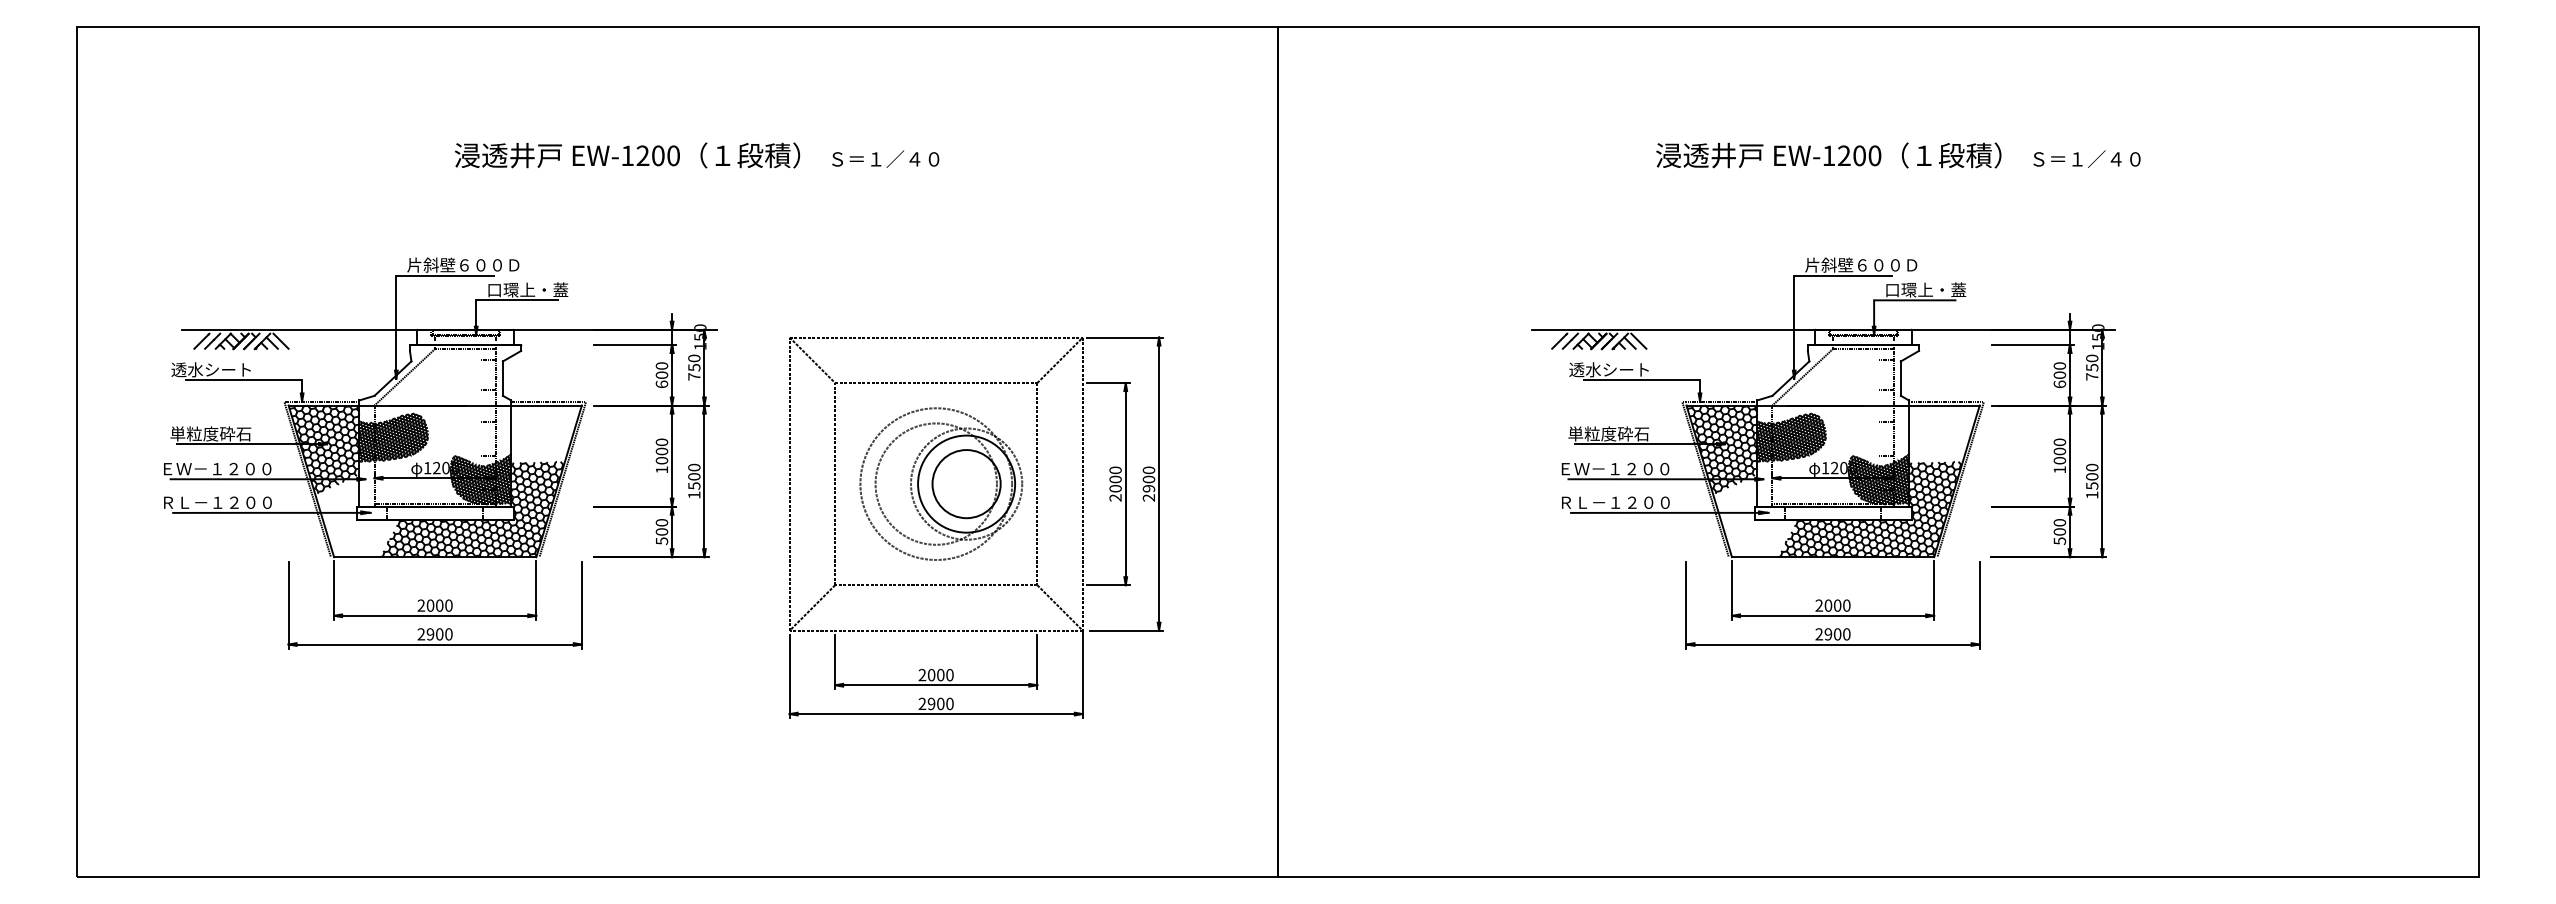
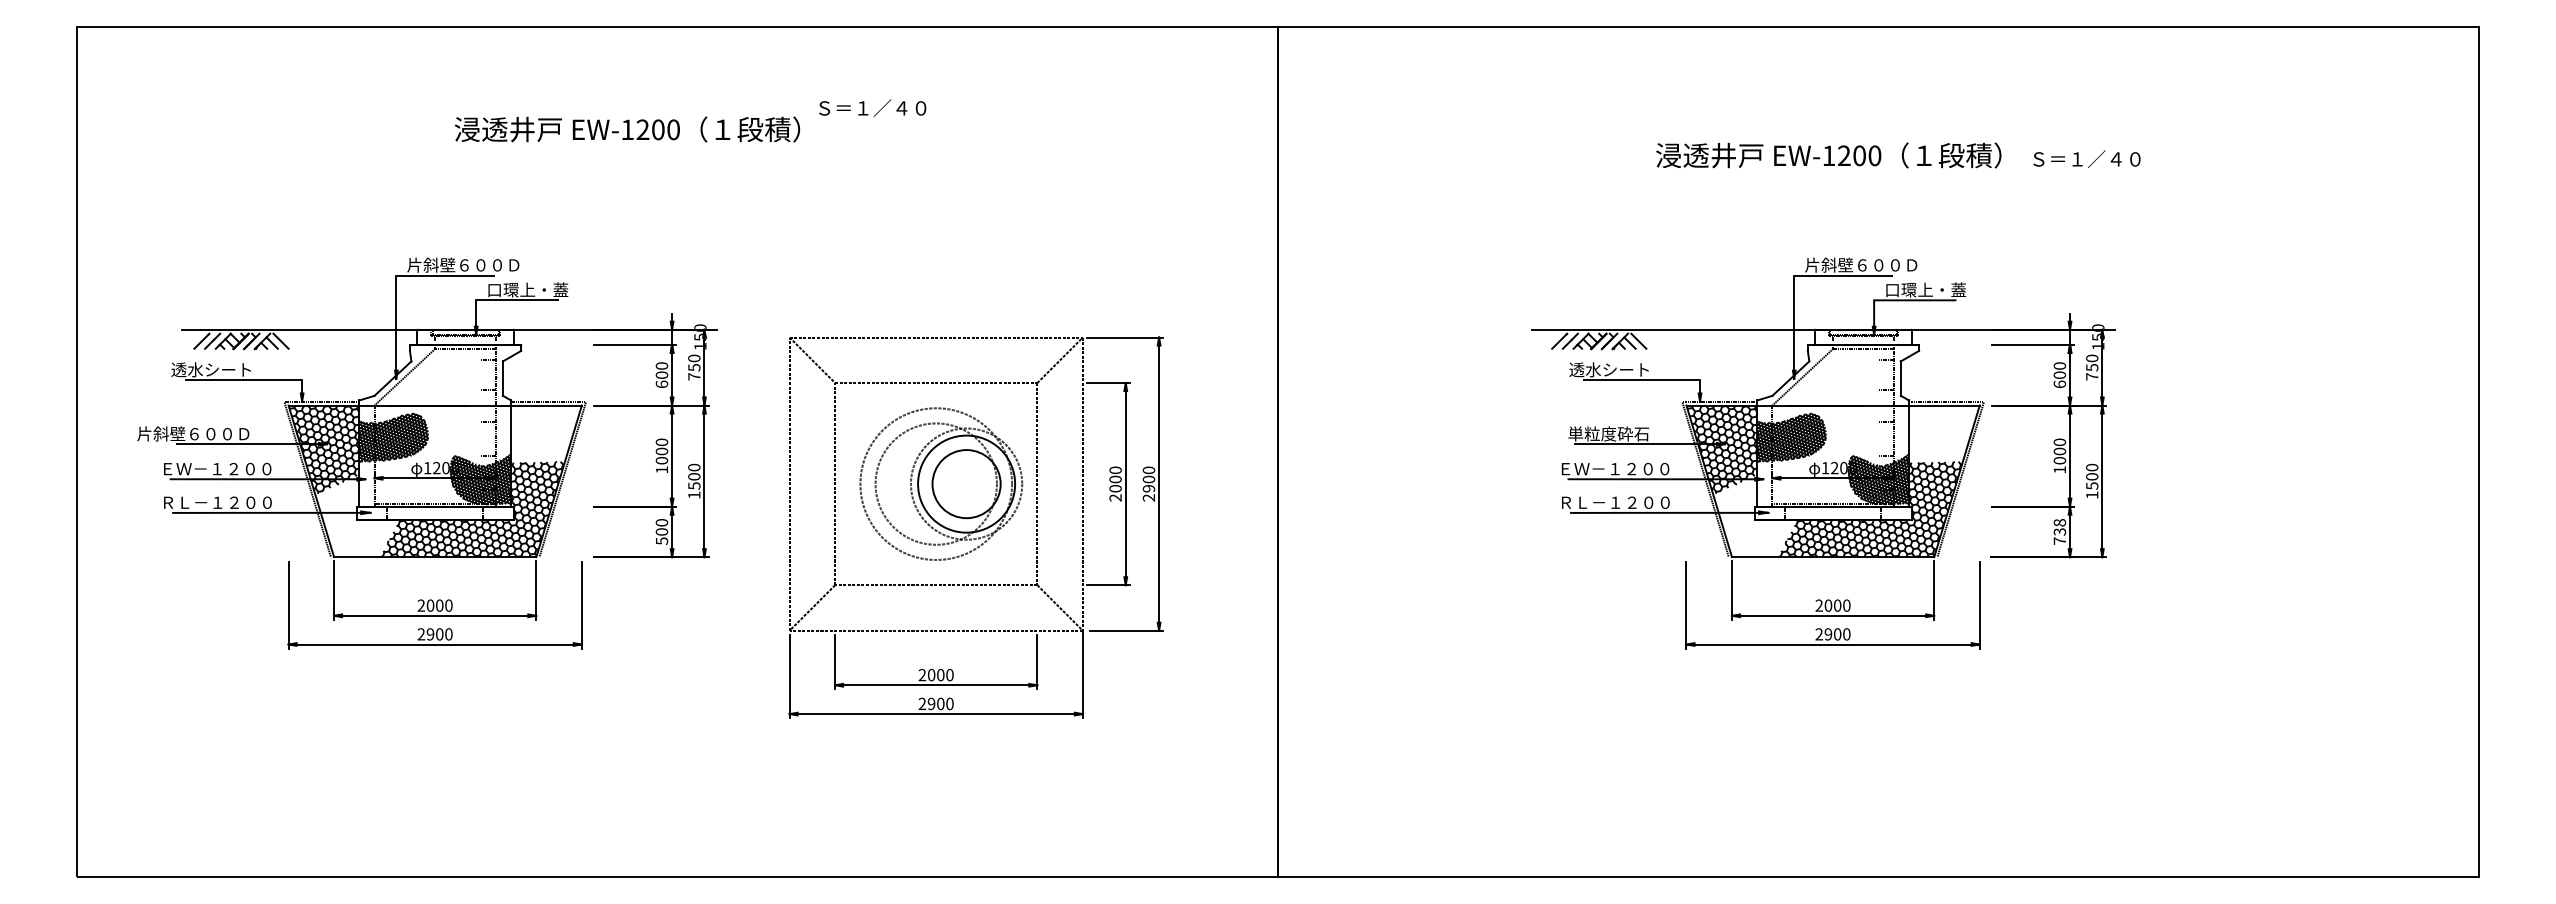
text position: (627, 155) -> (627, 129) (627, 129)
text position: (885, 158) -> (872, 107) (872, 107)
text: 単粒度砕石 -> 片斜壁６００Ｄ (194, 433)
text: 500 -> 738 (2059, 532)
